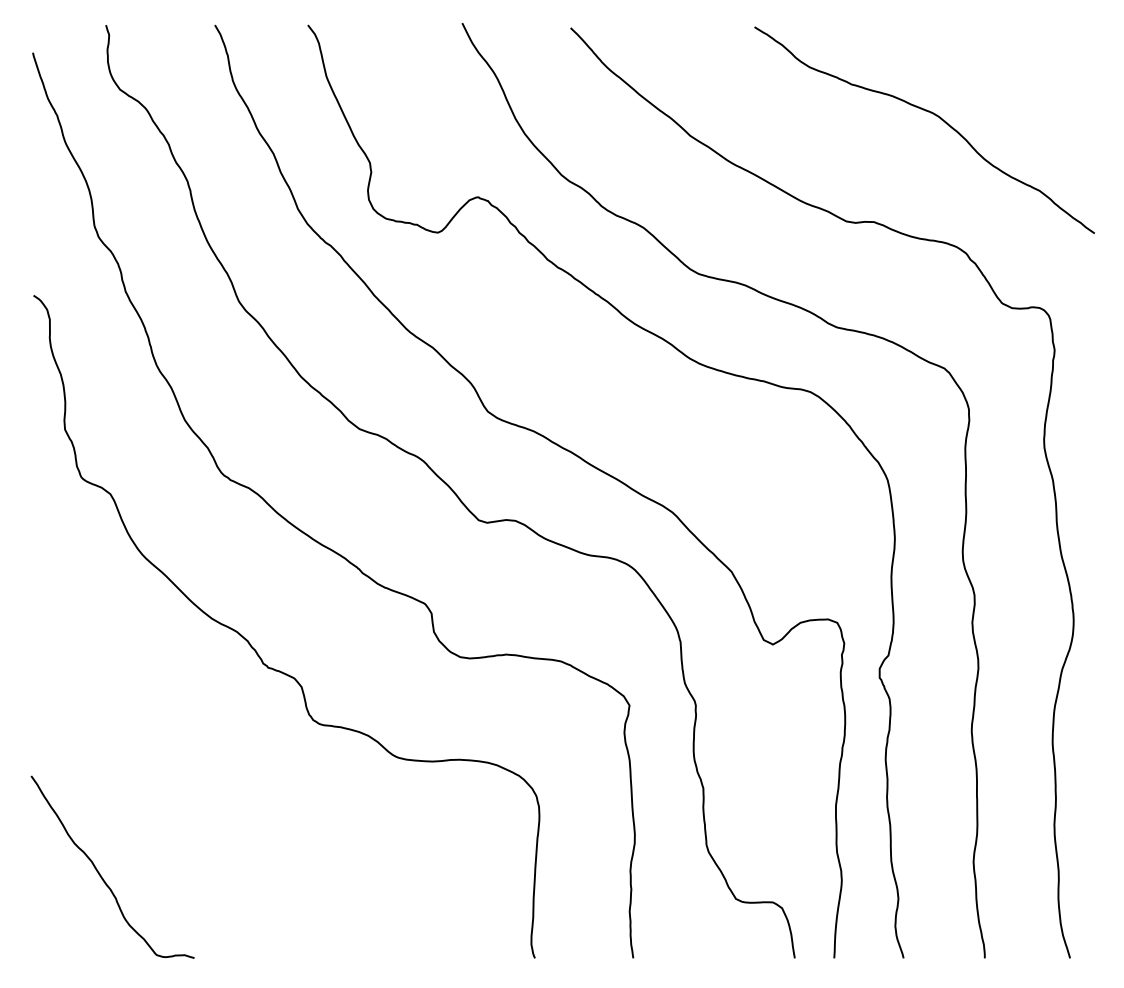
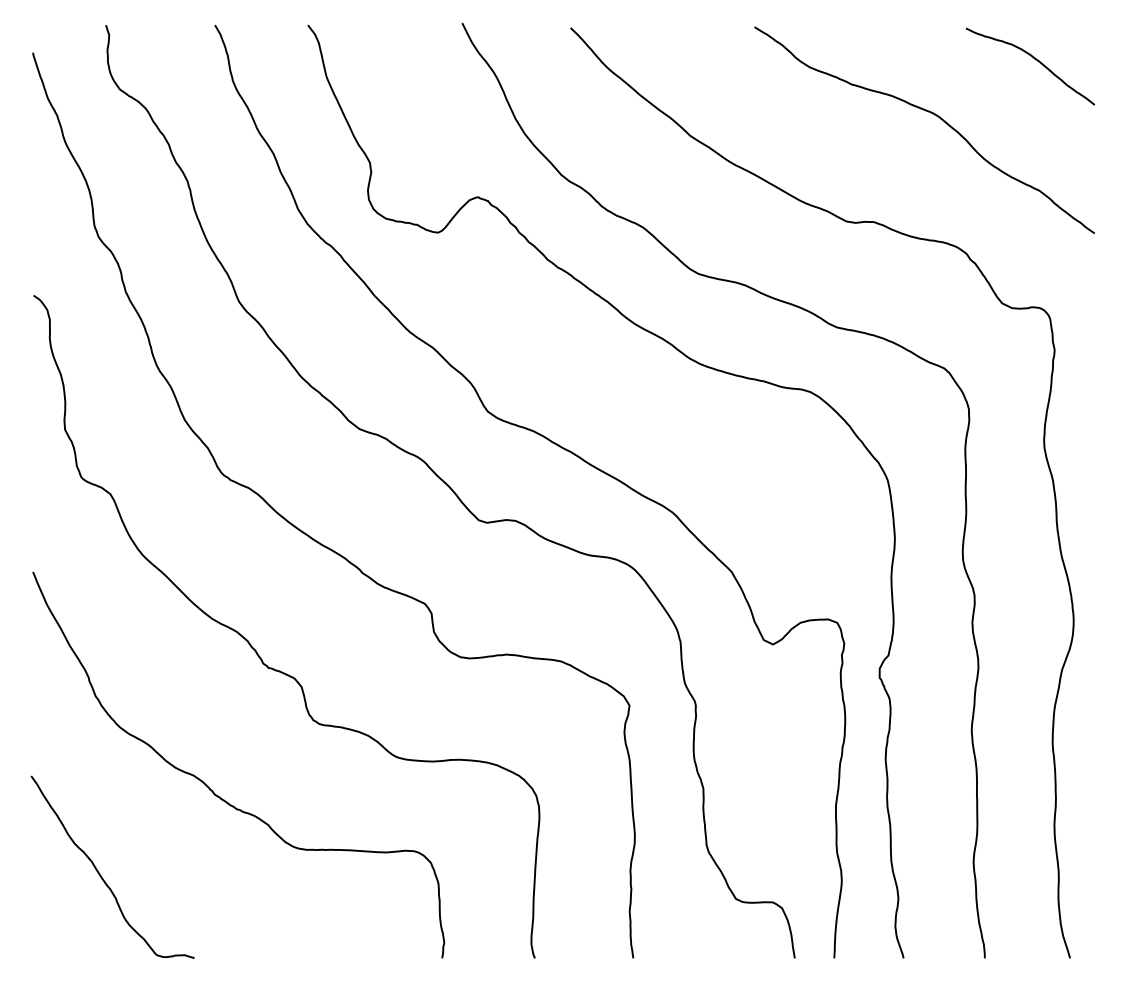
curve: none -> present (1035, 60)
curve: none -> present (220, 796)
